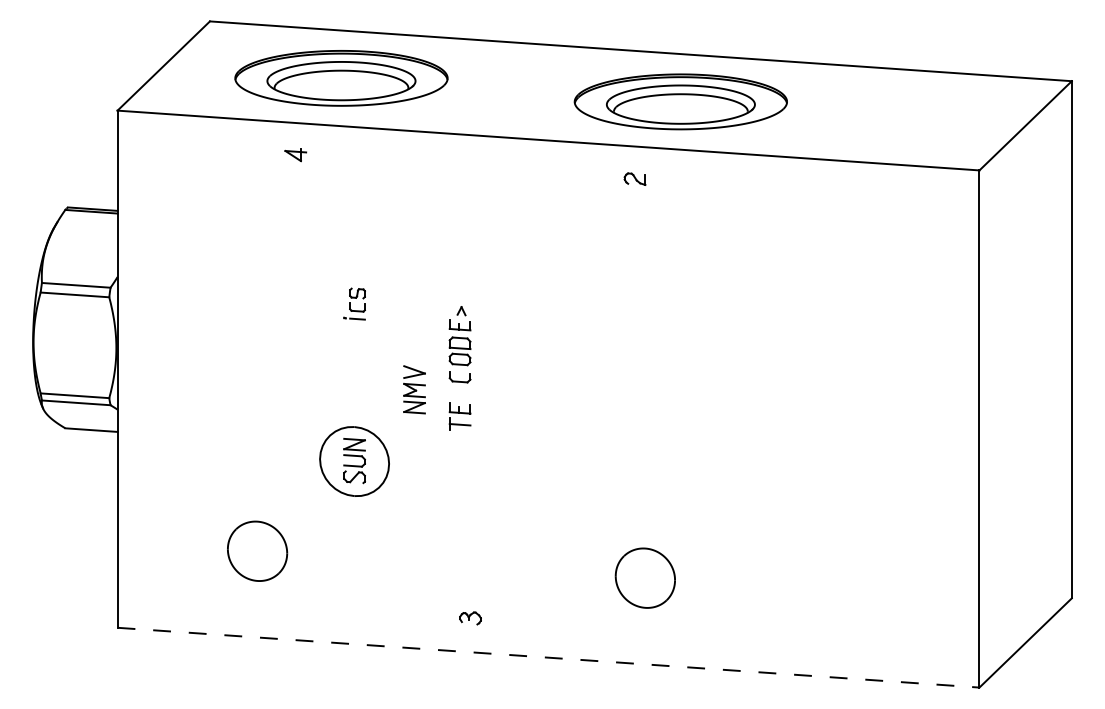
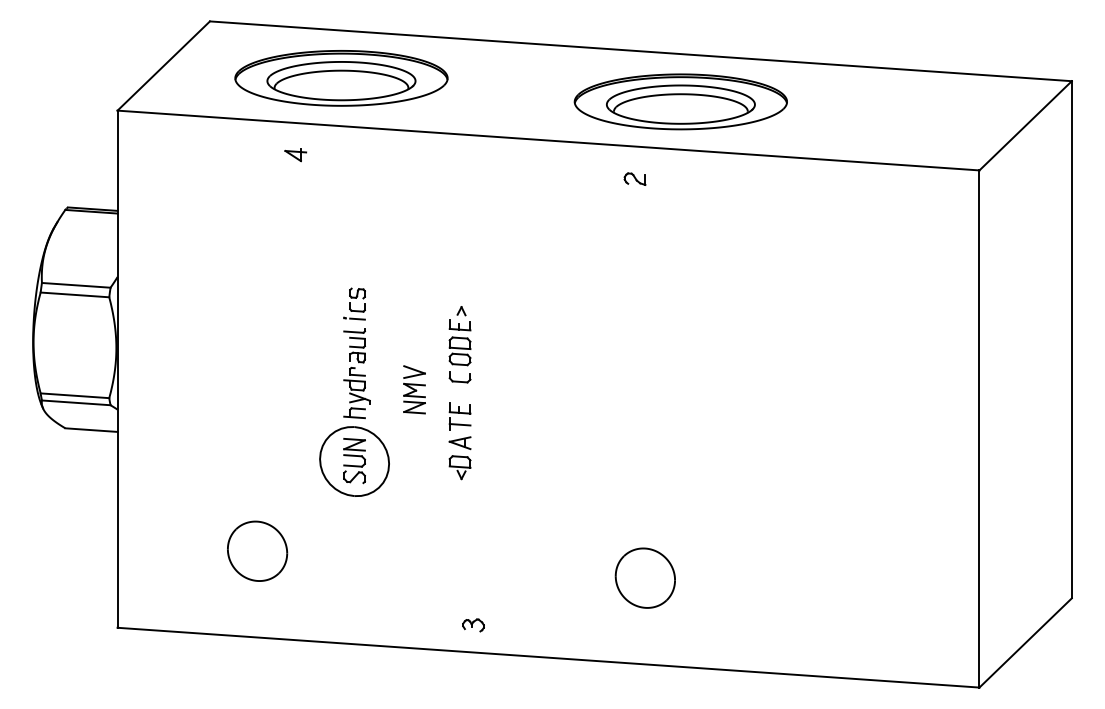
part: none -> present (356, 373)
part: none -> present (459, 458)
part position: (470, 618) -> (473, 625) (473, 625)
line: dashed -> solid (548, 657)
